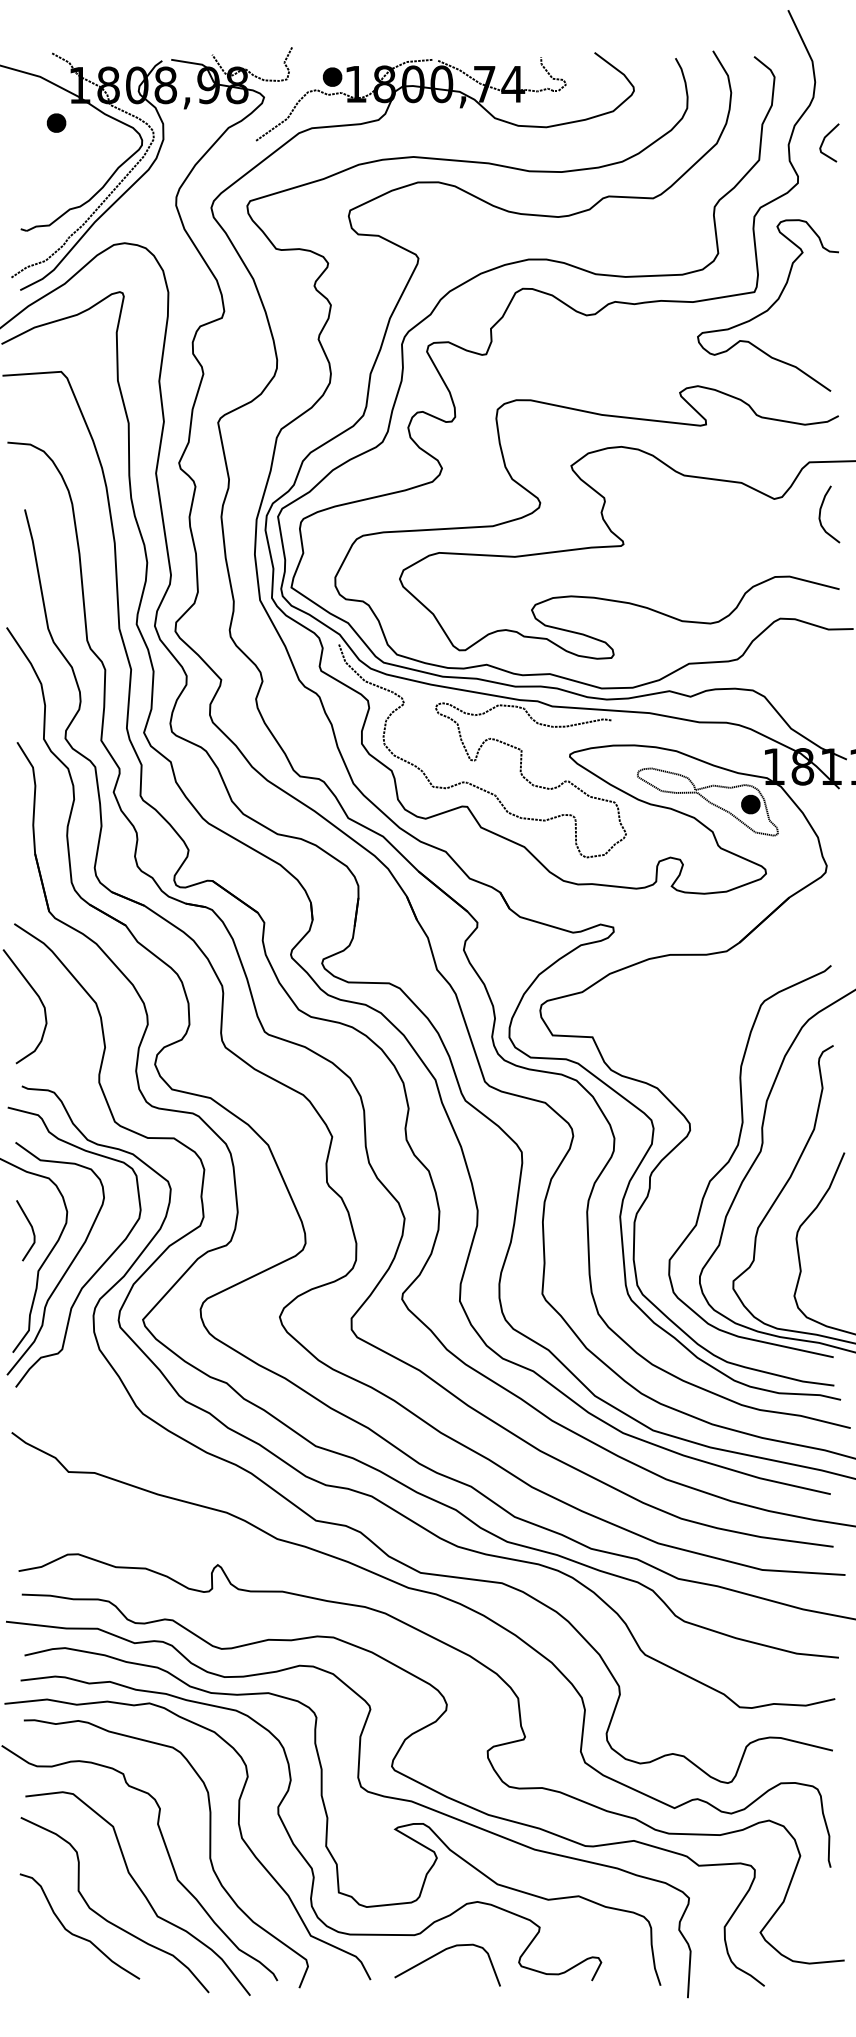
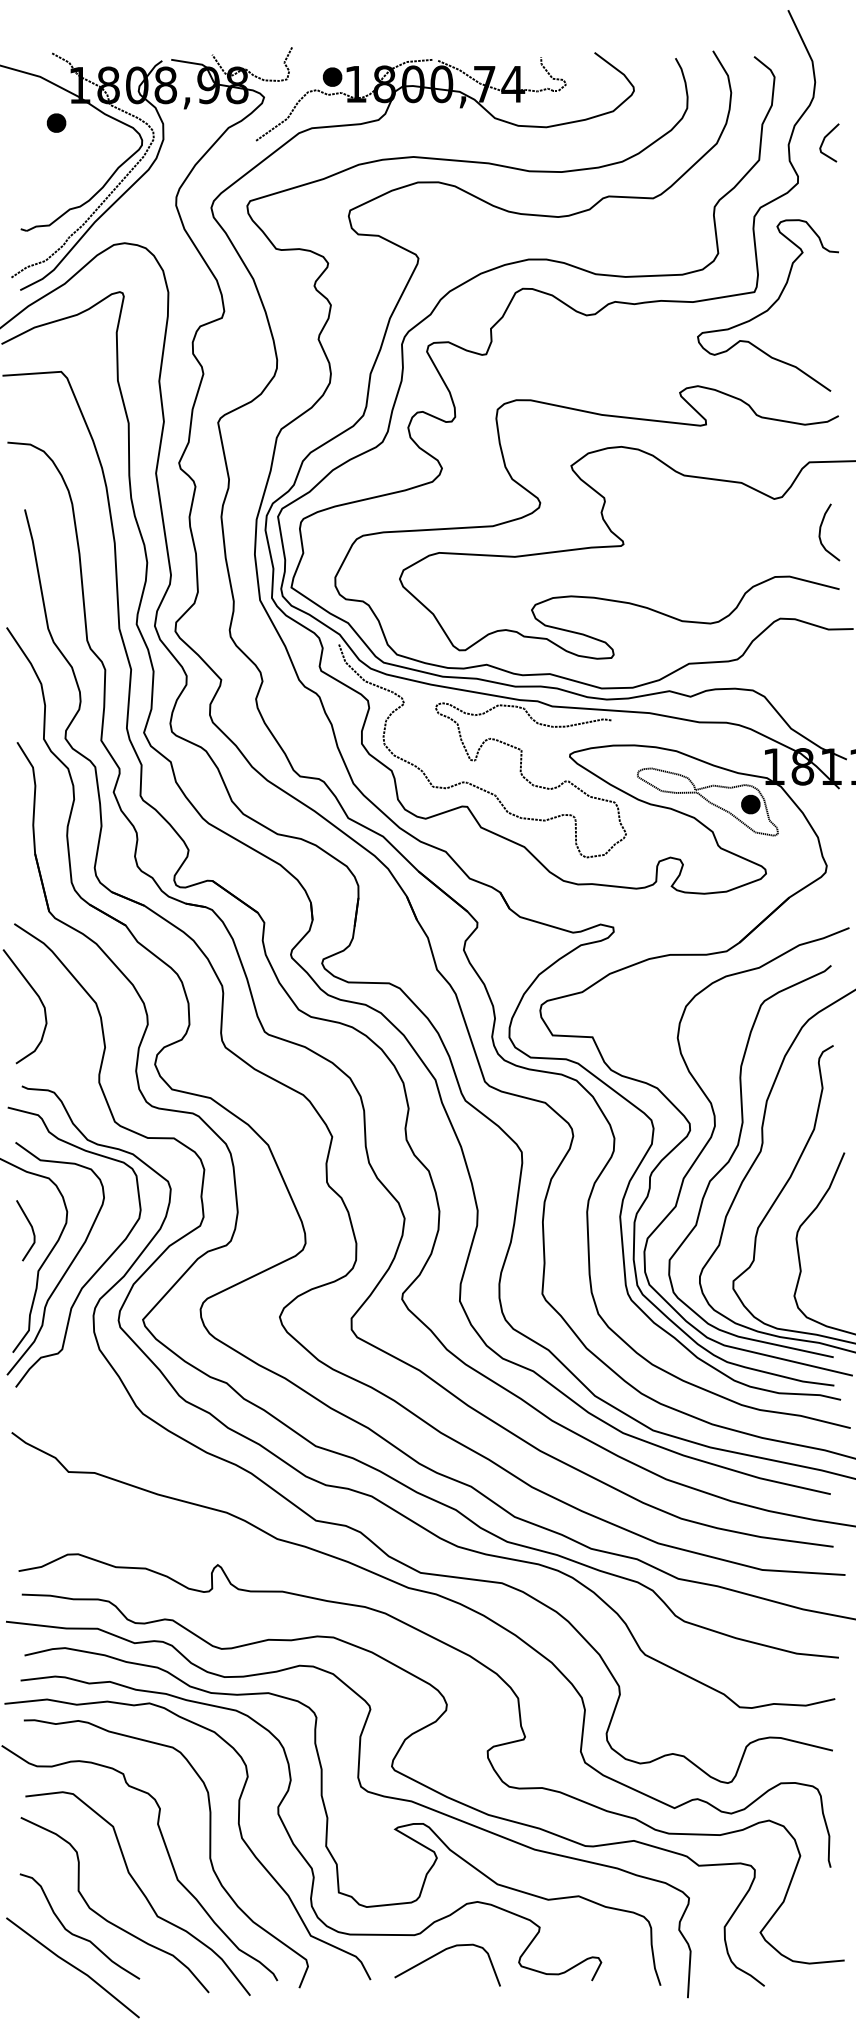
part position: (821, 511) -> (821, 529) (821, 529)
part: none -> present (712, 1136)
part: none -> present (72, 1967)
